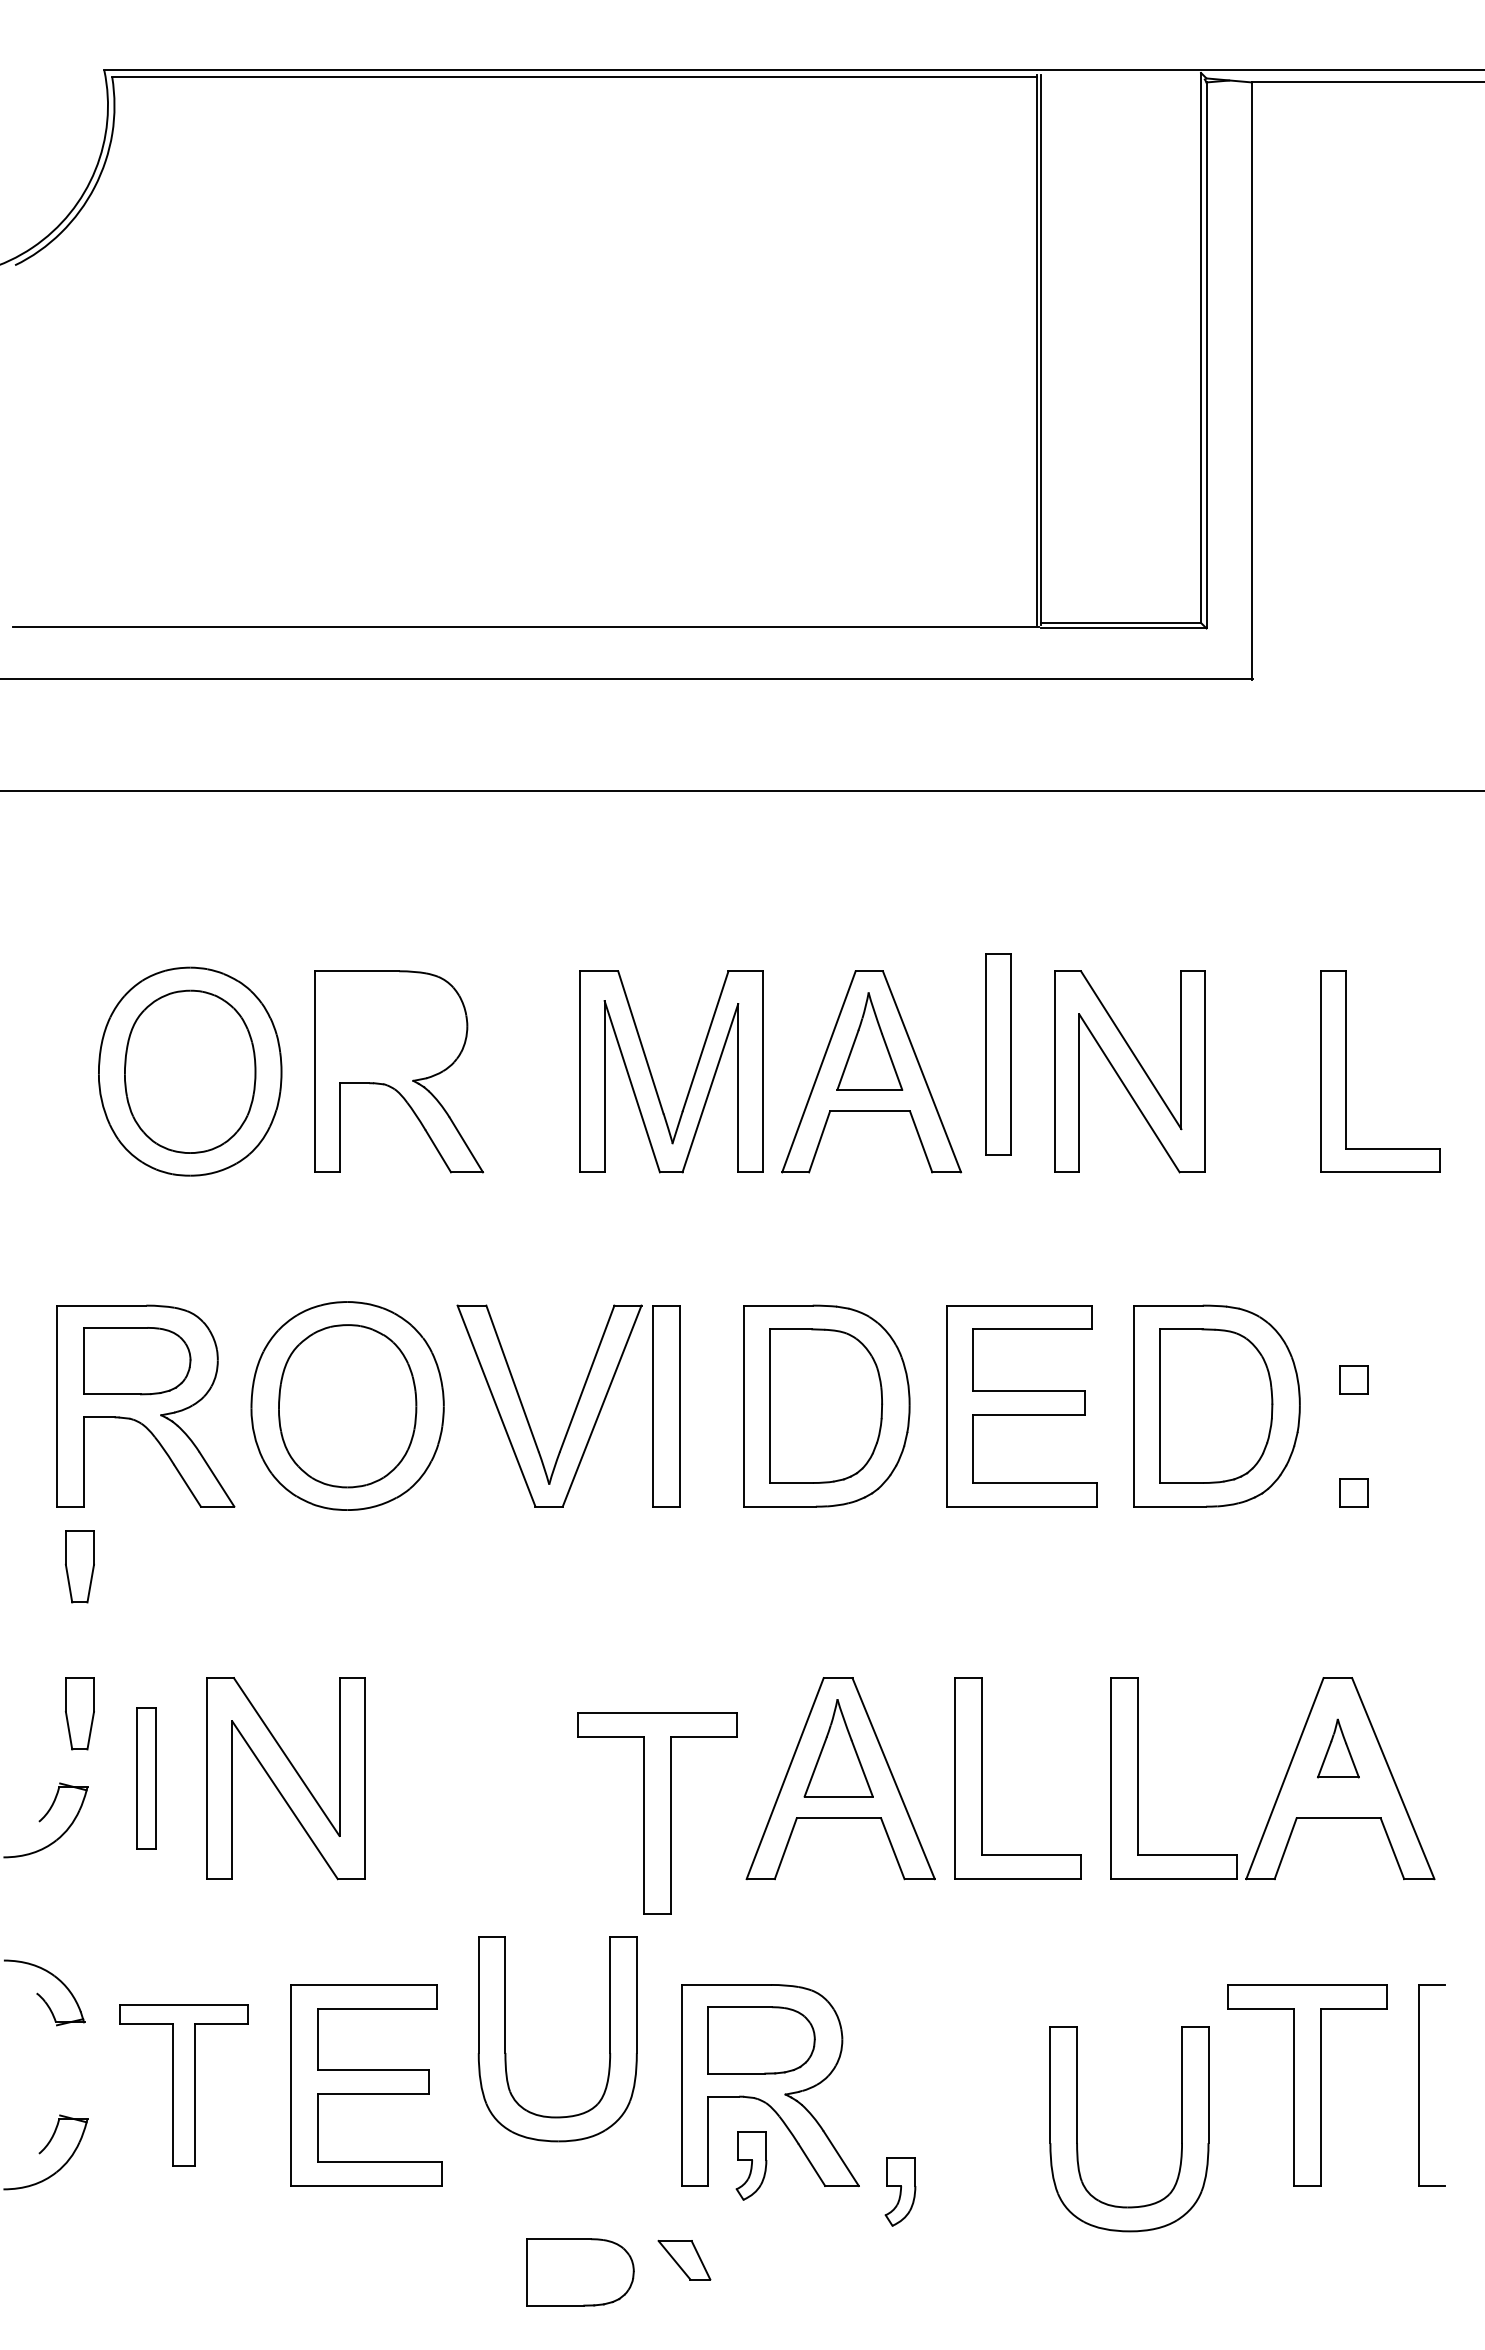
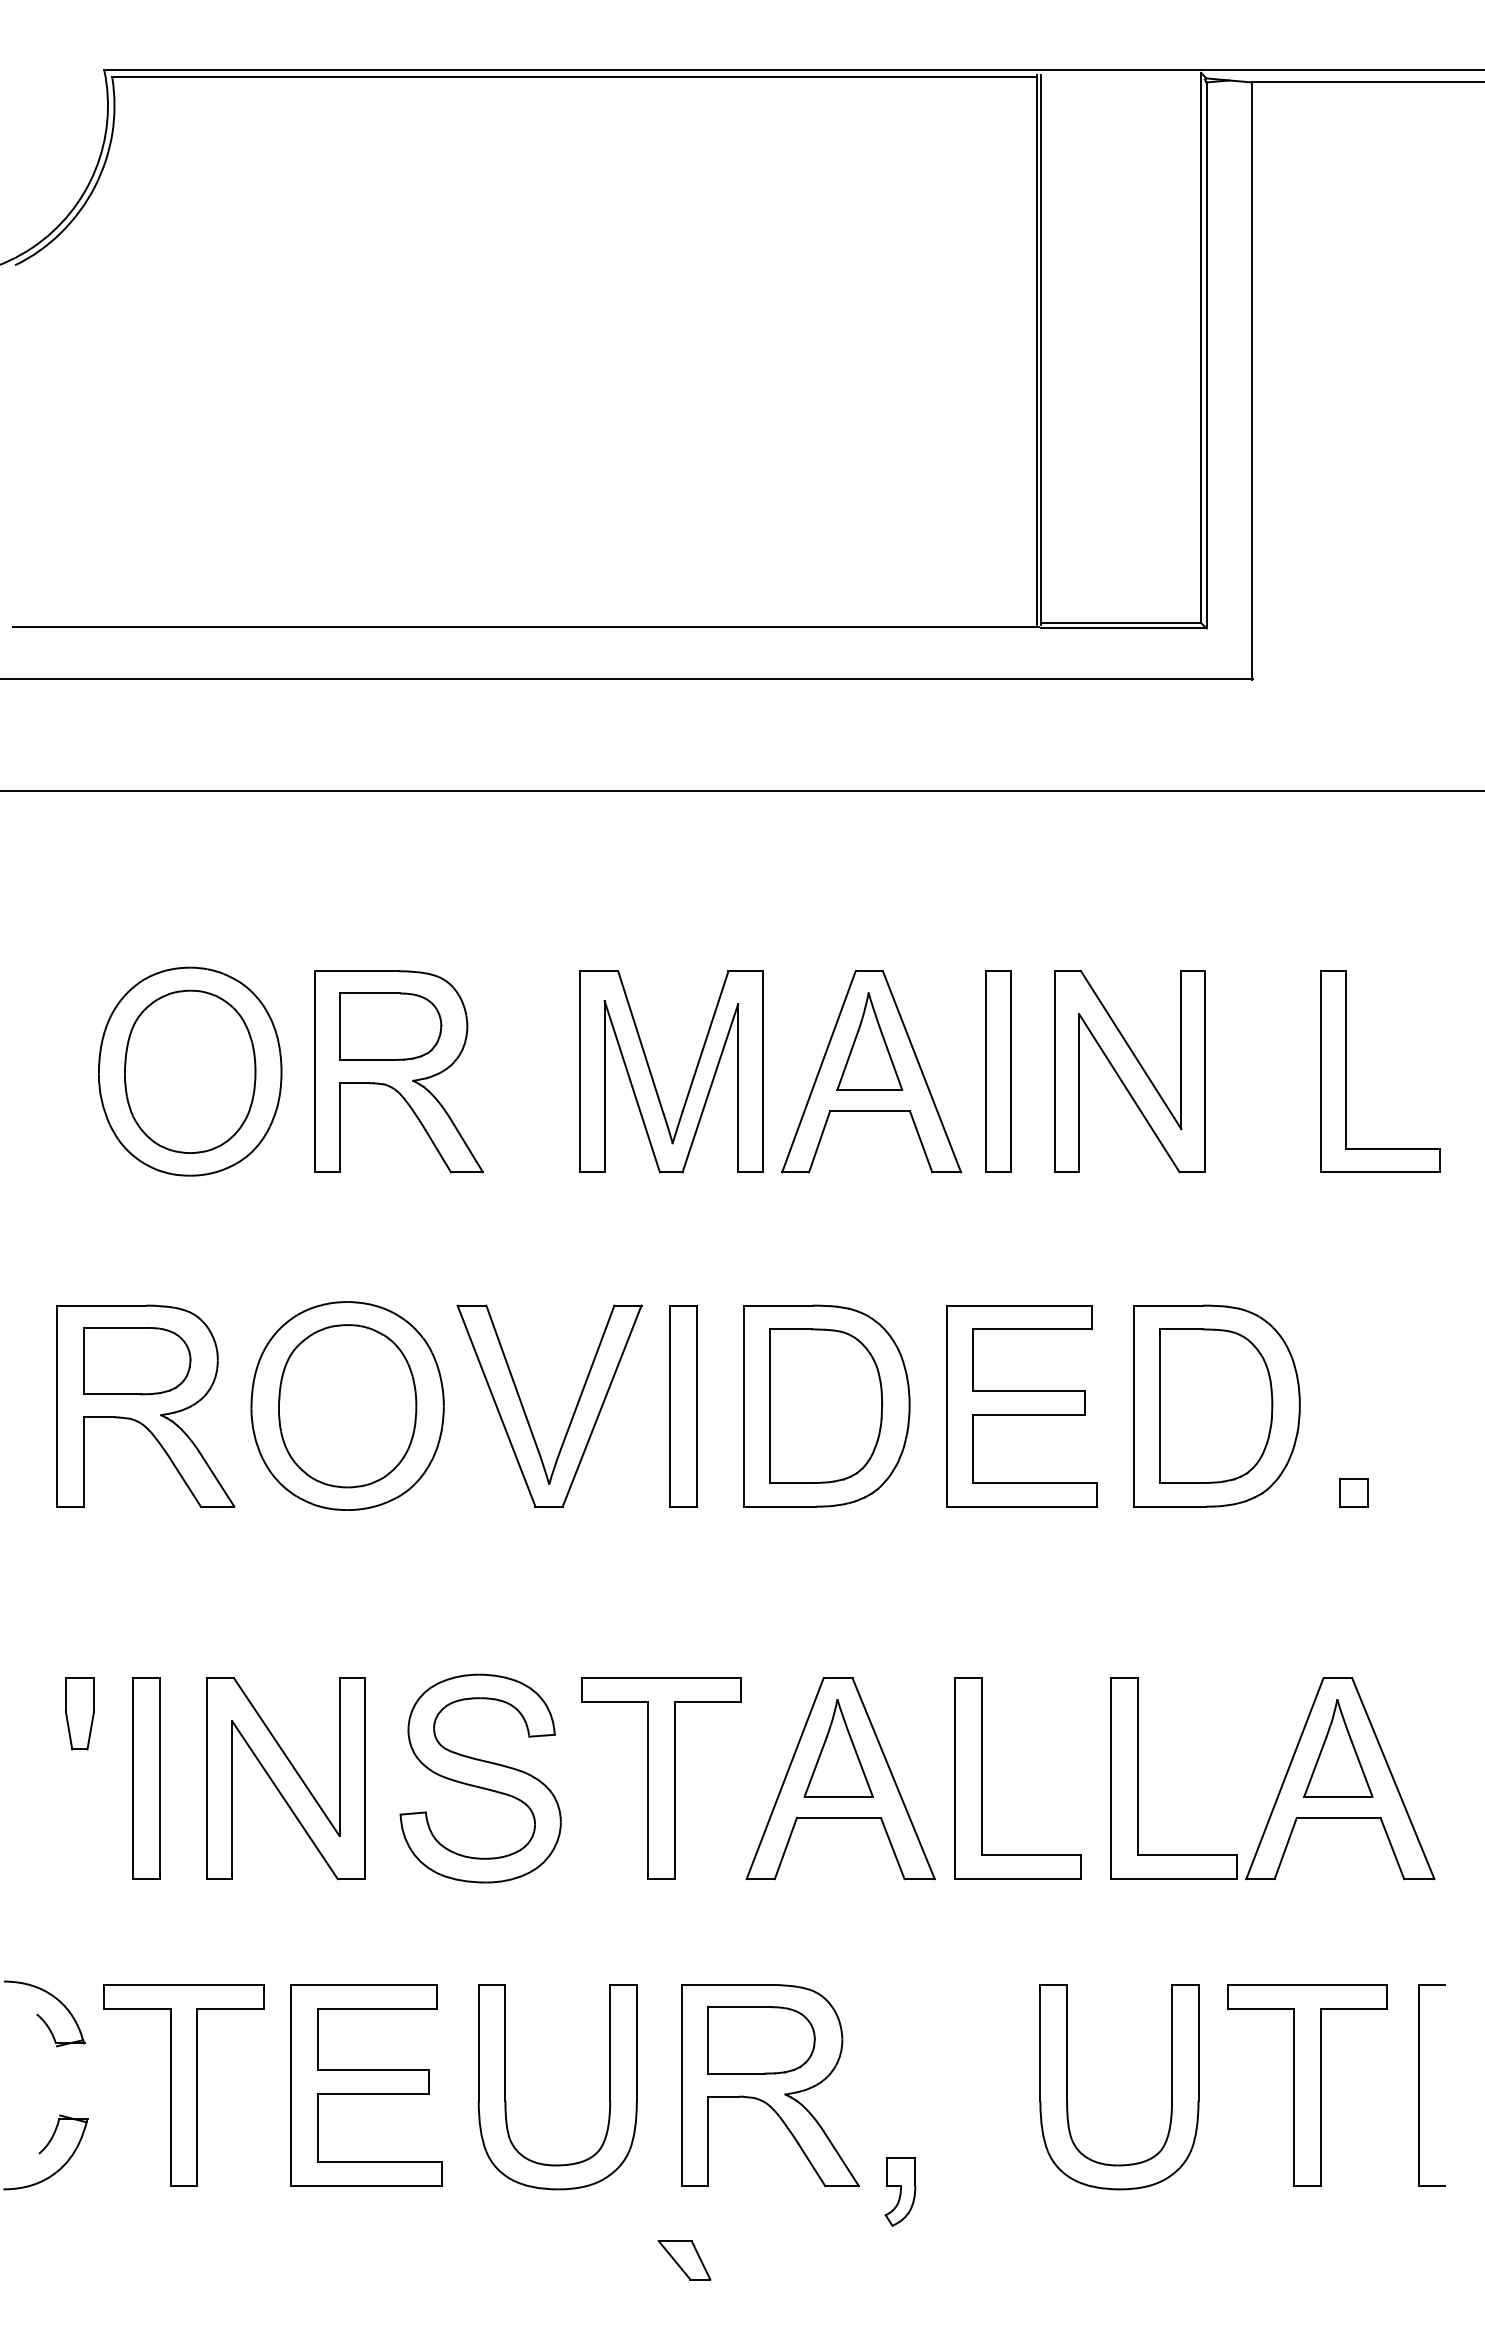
part: none -> present (390, 1026)
part position: (998, 1054) -> (998, 1071) (998, 1071)
part: present -> none (1353, 1379)
part position: (666, 1406) -> (683, 1406) (683, 1406)
part: present -> none (79, 1566)
part size: 43x61 px -> 71x99 px (1338, 1748)
part size: 21x143 px -> 29x203 px (146, 1778)
part: none -> present (480, 1778)
part position: (657, 1813) -> (661, 1778) (661, 1778)
part: present -> none (45, 1820)
part position: (44, 1992) -> (44, 2013) (44, 2013)
part position: (505, 2039) -> (505, 2087) (505, 2087)
part size: 130x163 px -> 162x203 px (183, 2085)
part position: (1077, 2129) -> (1067, 2087) (1067, 2087)
part: present -> none (751, 2165)
part: present -> none (580, 2272)
